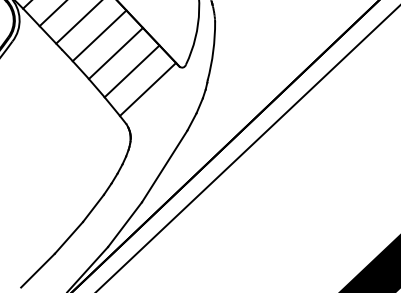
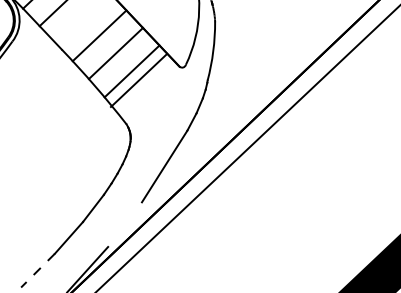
line: present -> none (77, 22)
line position: (147, 89) -> (138, 80) (138, 80)
line: present -> none (124, 224)
line: solid -> dashed (38, 270)
